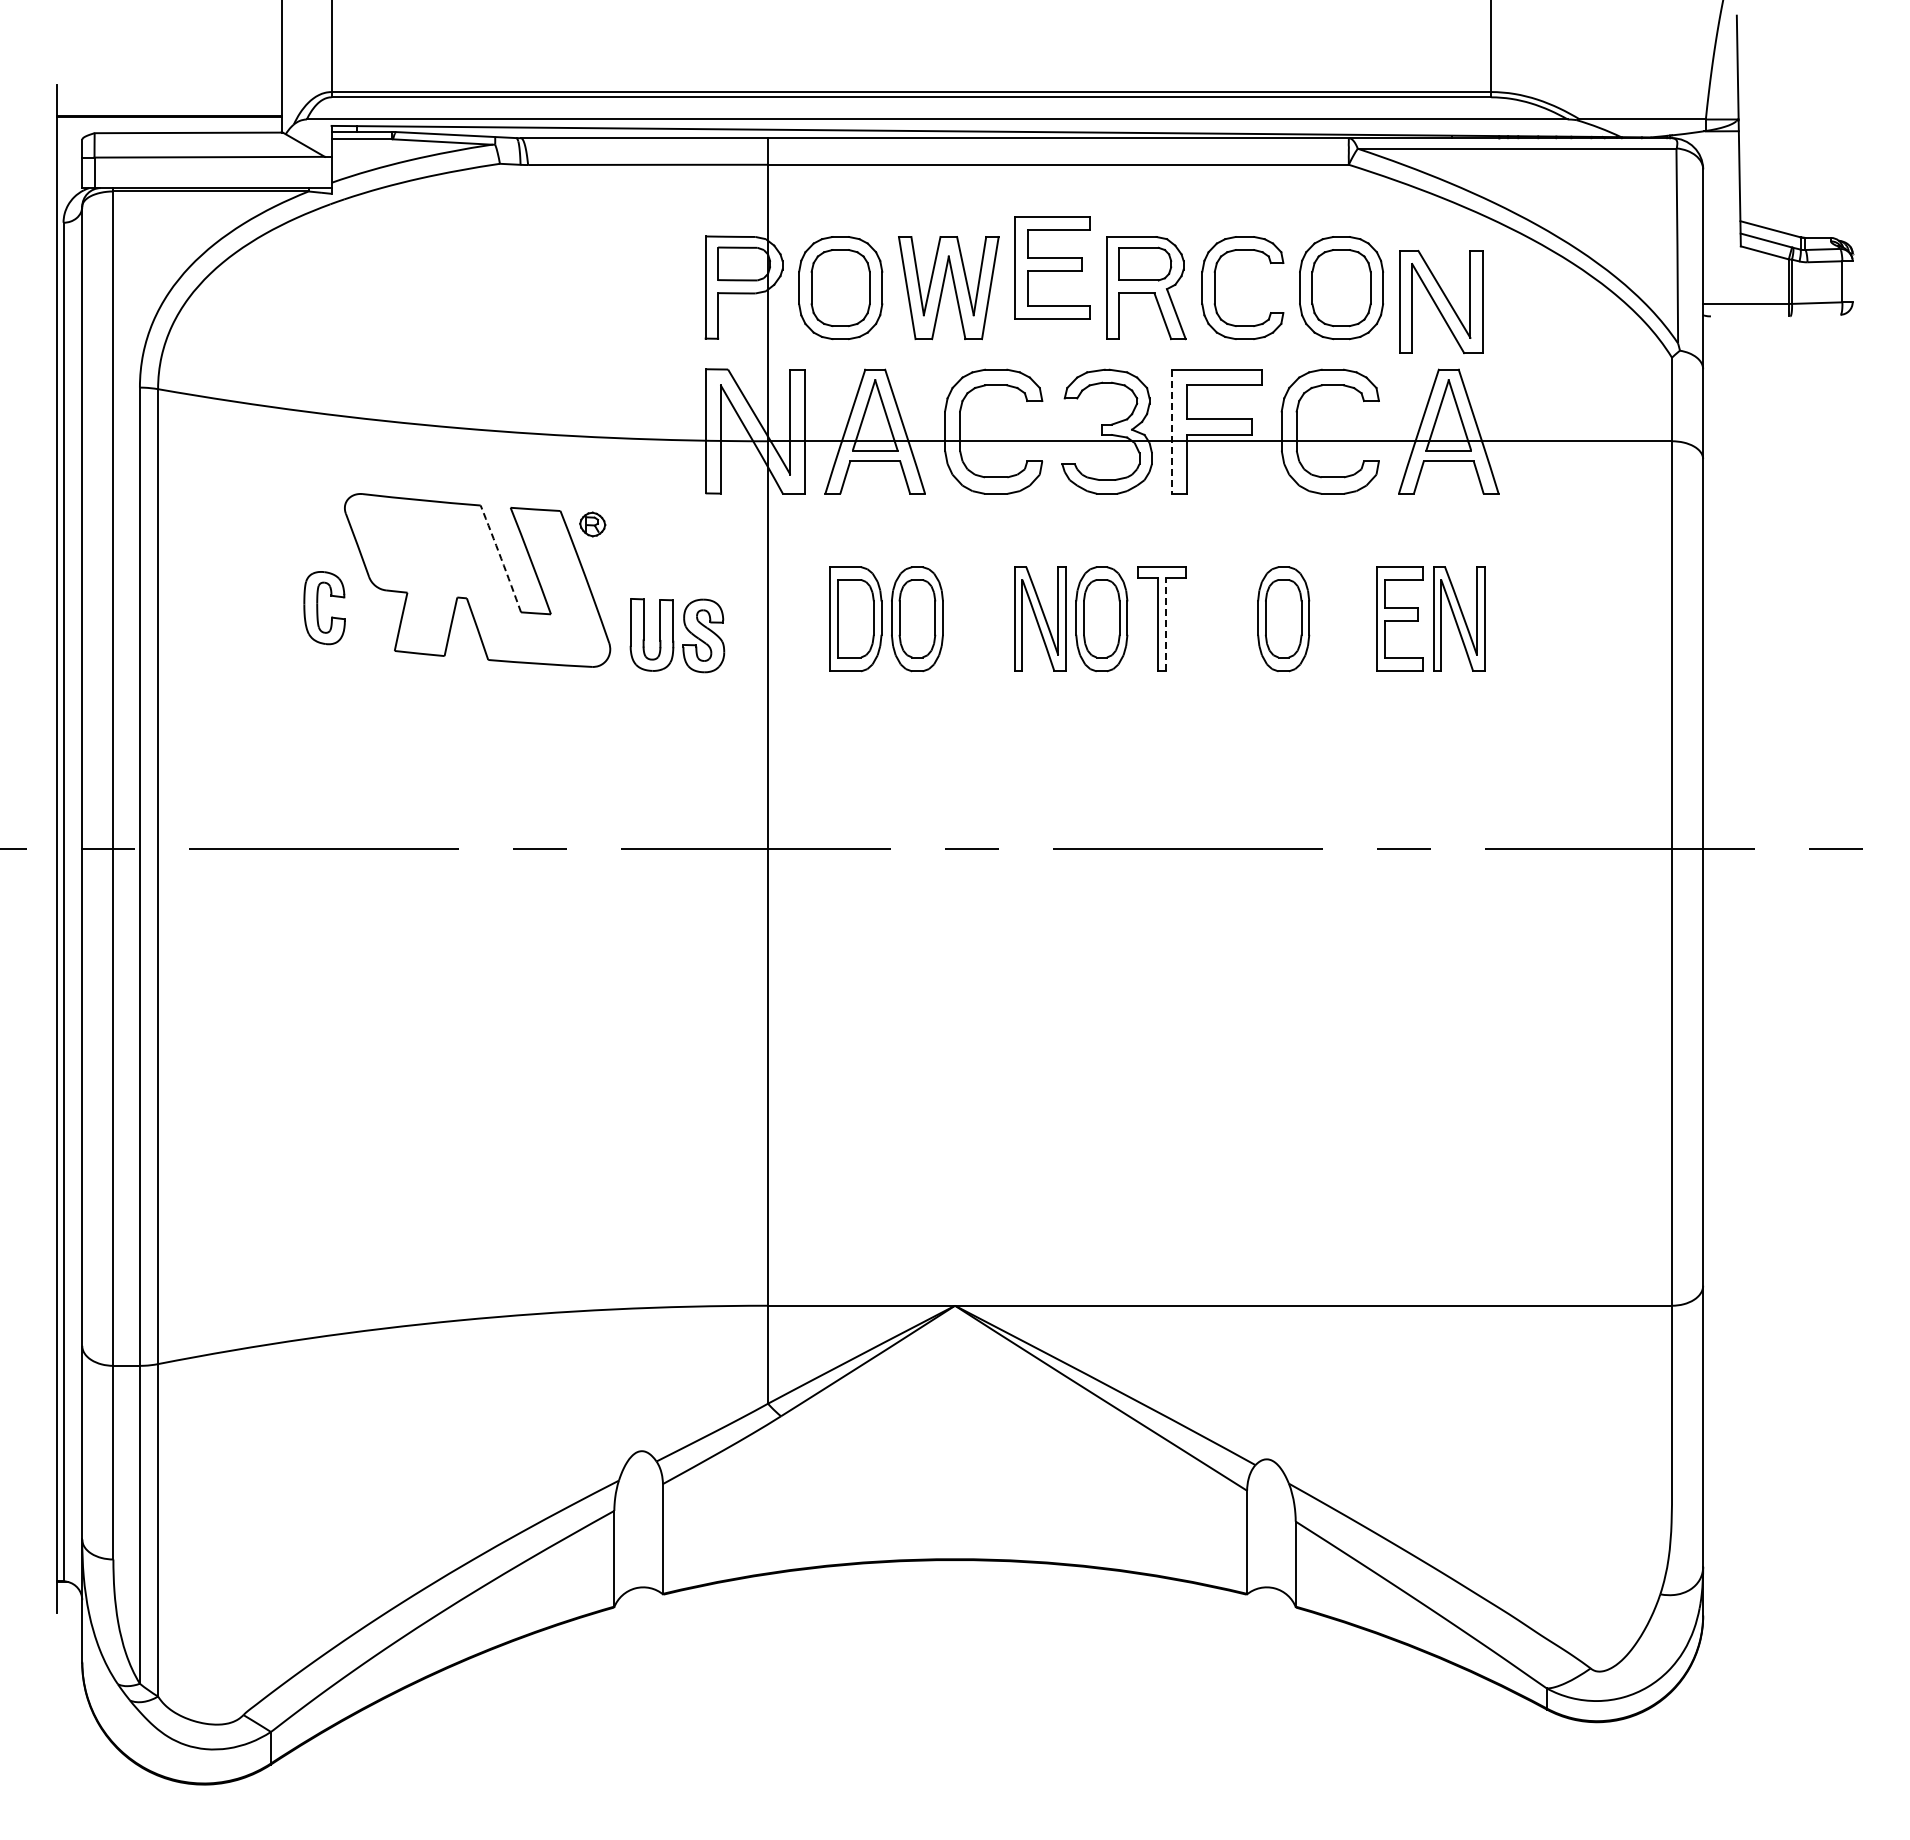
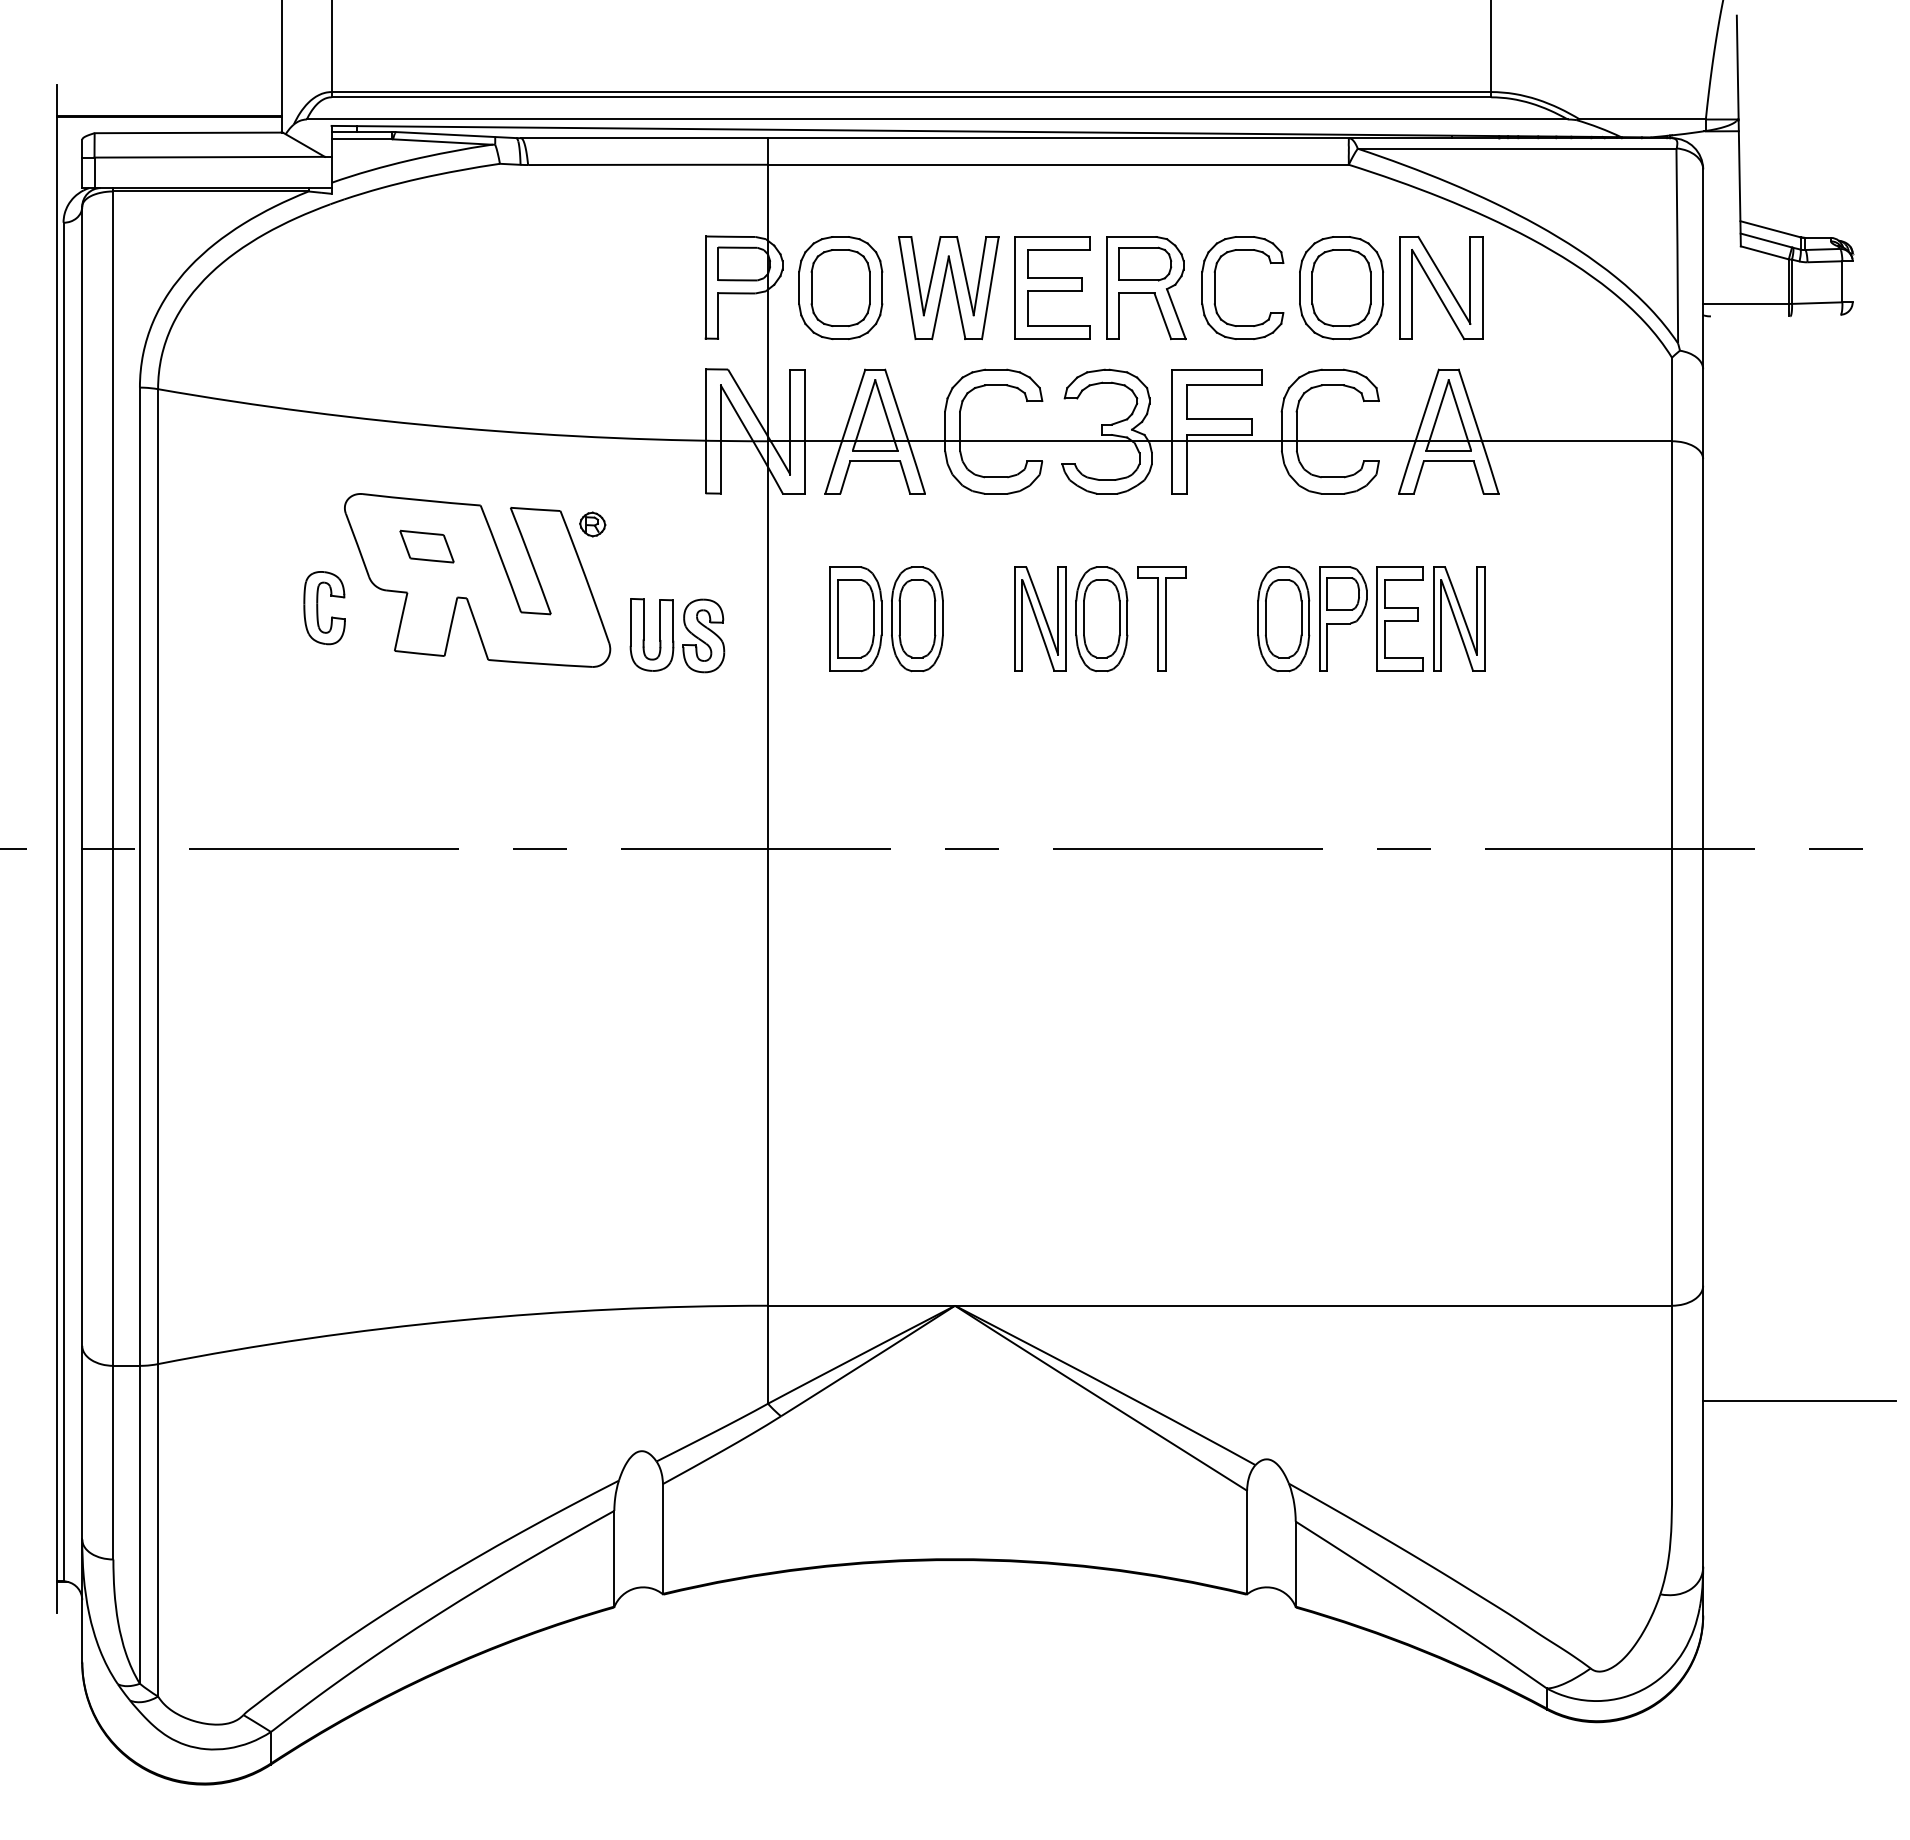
part position: (1052, 267) -> (1052, 287) (1052, 287)
part position: (1441, 301) -> (1441, 287) (1441, 287)
line: dashed -> solid (1172, 432)
part: none -> present (426, 546)
arc: dashed -> solid (501, 558)
part: none -> present (1343, 618)
line: dashed -> solid (1165, 624)
line: none -> present (1799, 1400)
